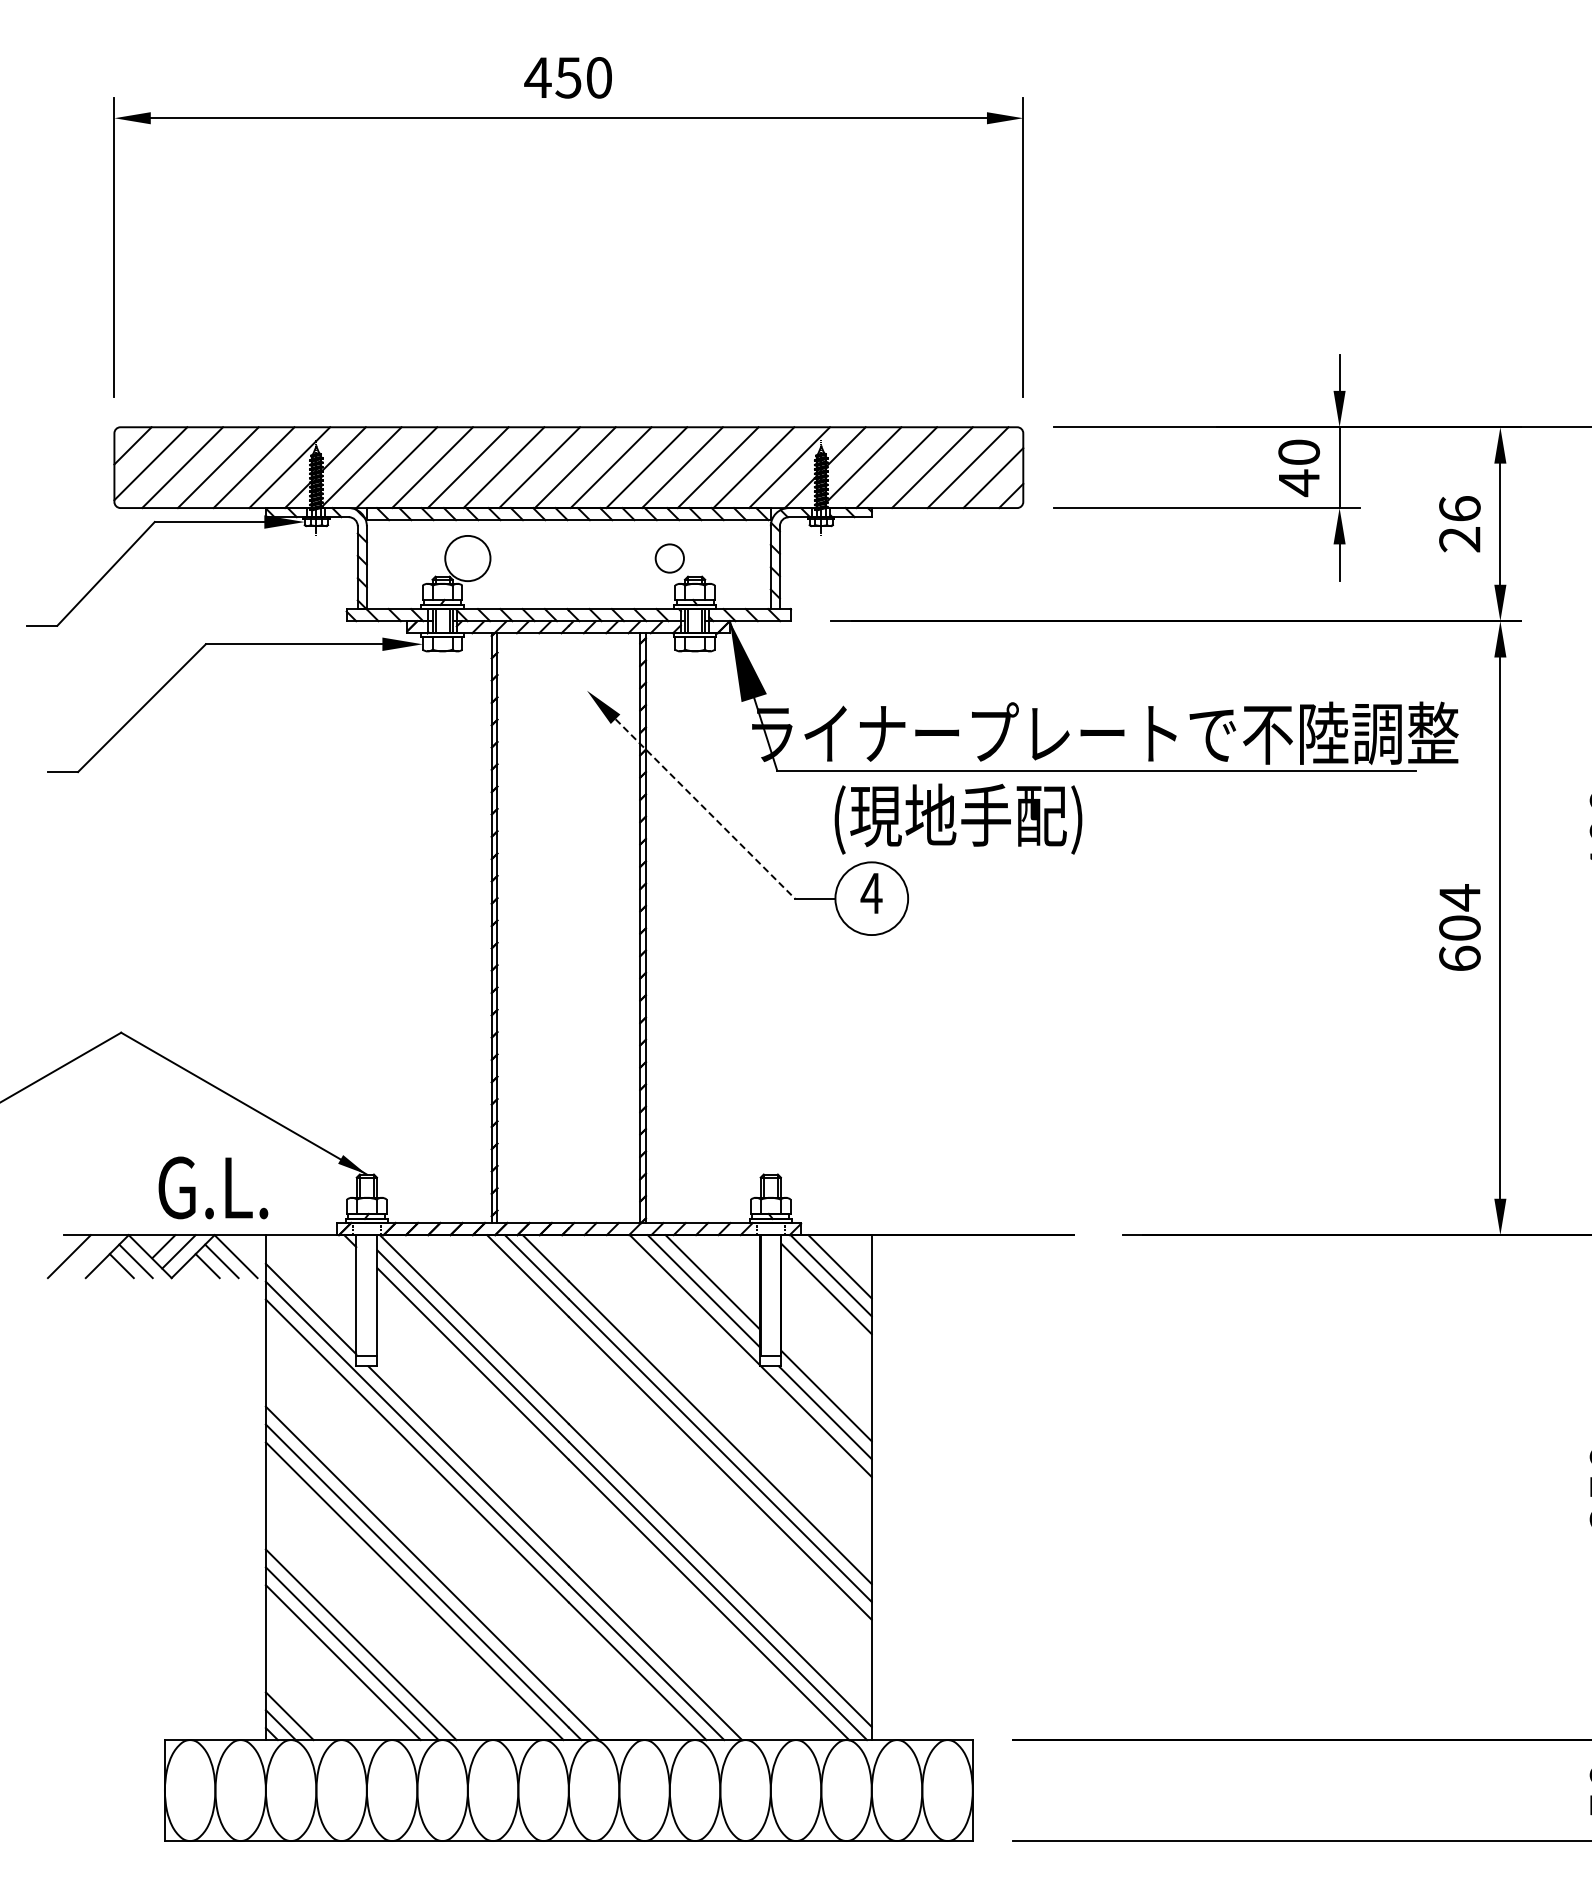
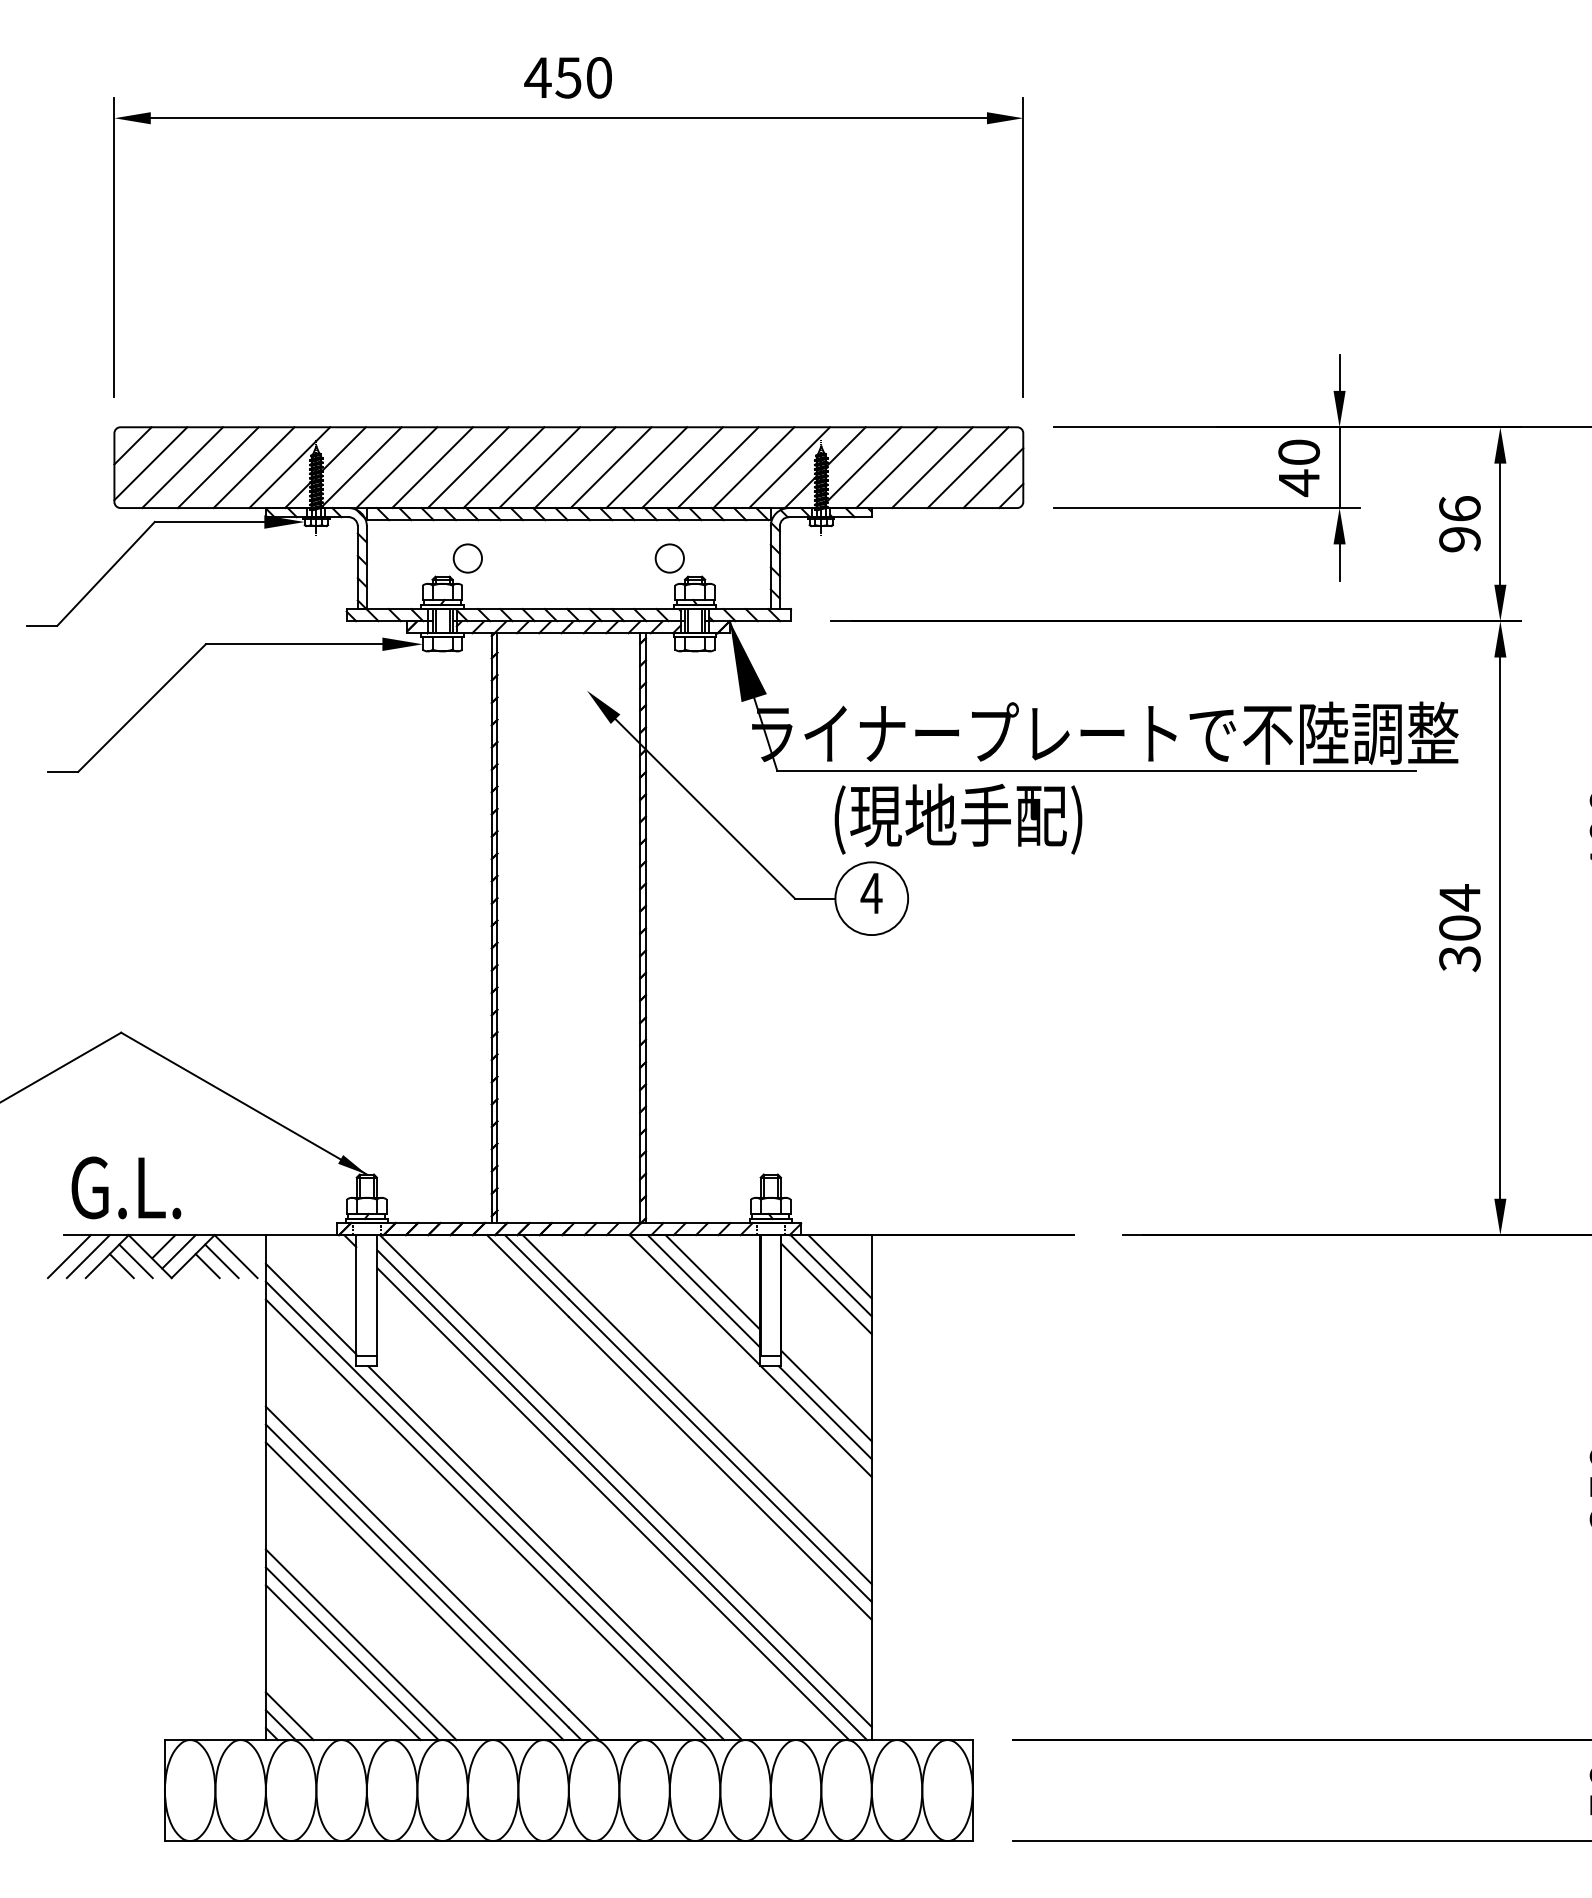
text: 26 -> 96 (1459, 539)
circle diameter: 45 px -> 28 px (467, 558)
line: dashed -> solid (705, 808)
text: 604 -> 304 (1459, 958)
text position: (213, 1187) -> (126, 1187) (126, 1187)
line: none -> present (87, 1256)
